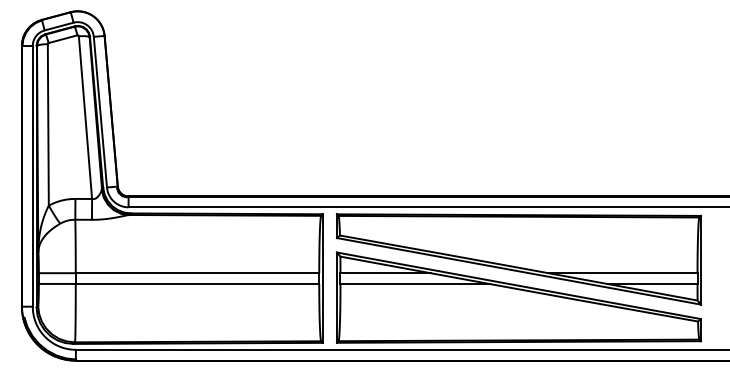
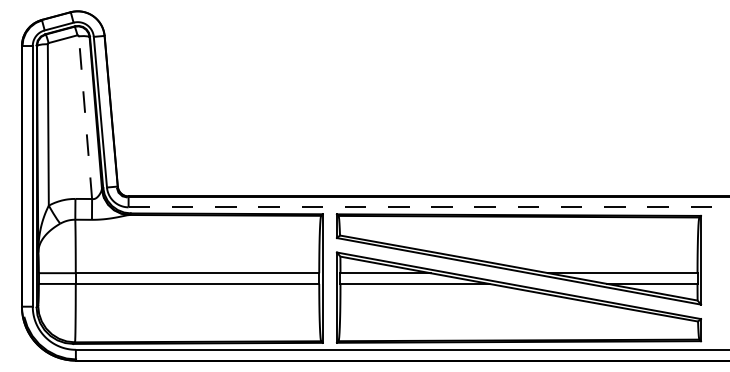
line: solid -> dashed (85, 117)
line: solid -> dashed (429, 207)
